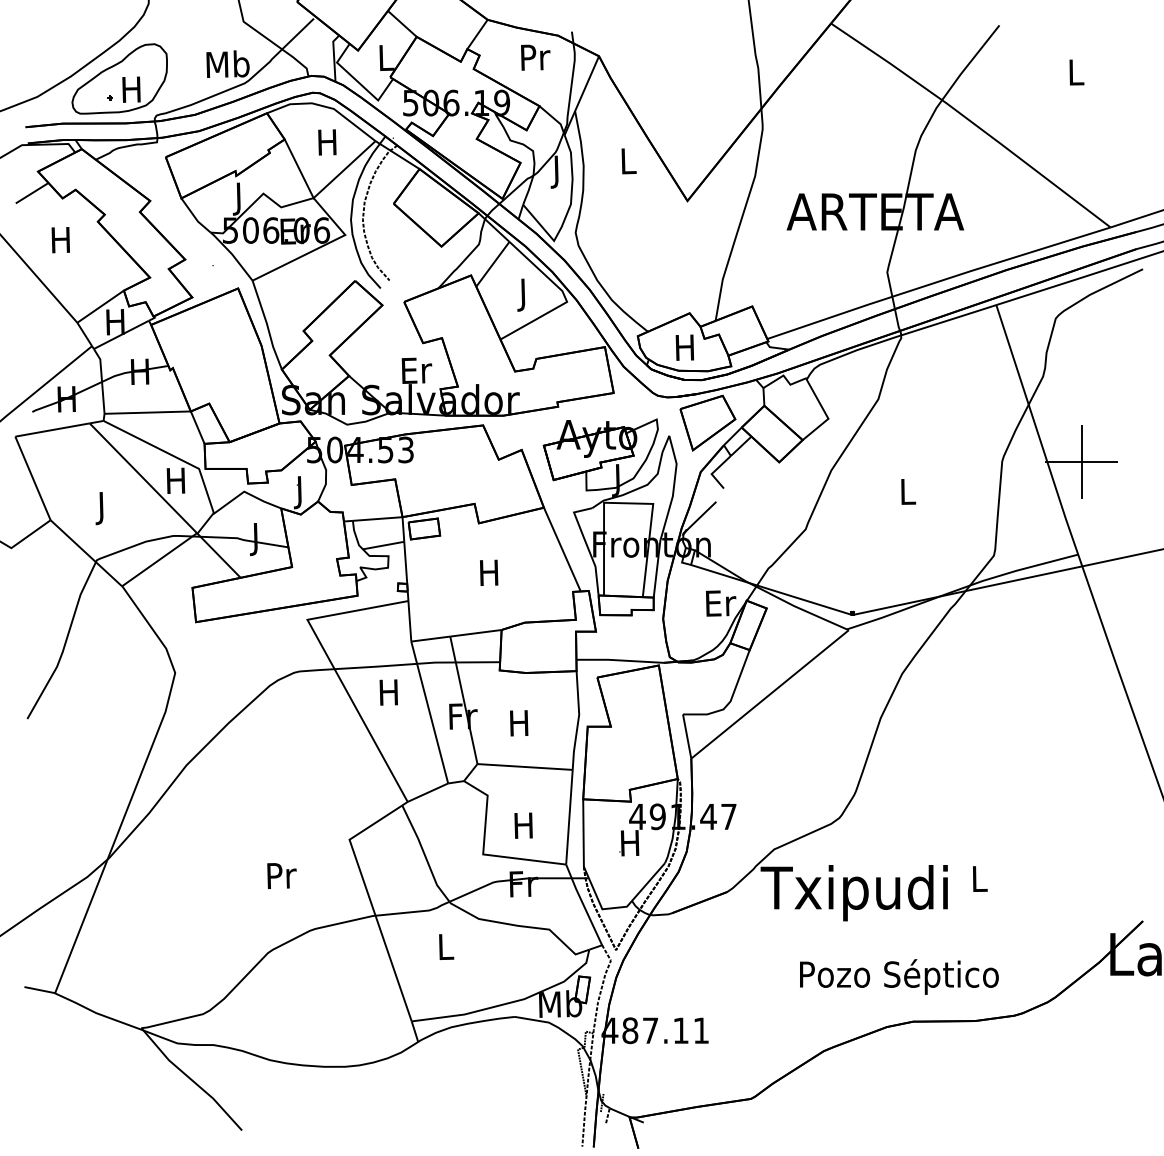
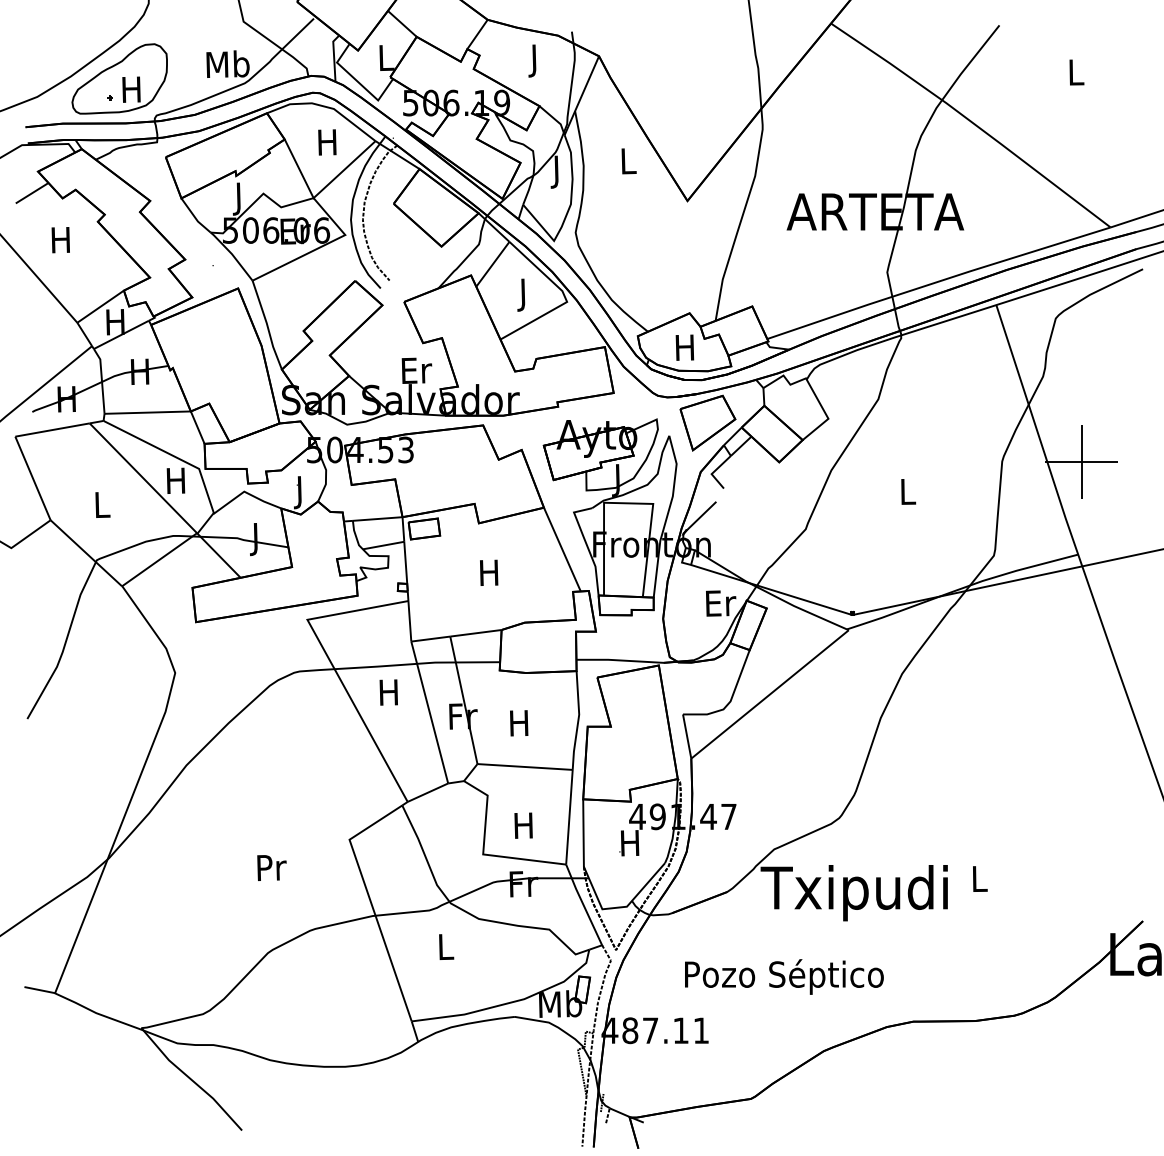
text: Pr -> J (535, 60)
text: J -> L (102, 508)
text position: (281, 875) -> (271, 867) (271, 867)
text position: (899, 976) -> (784, 976) (784, 976)
